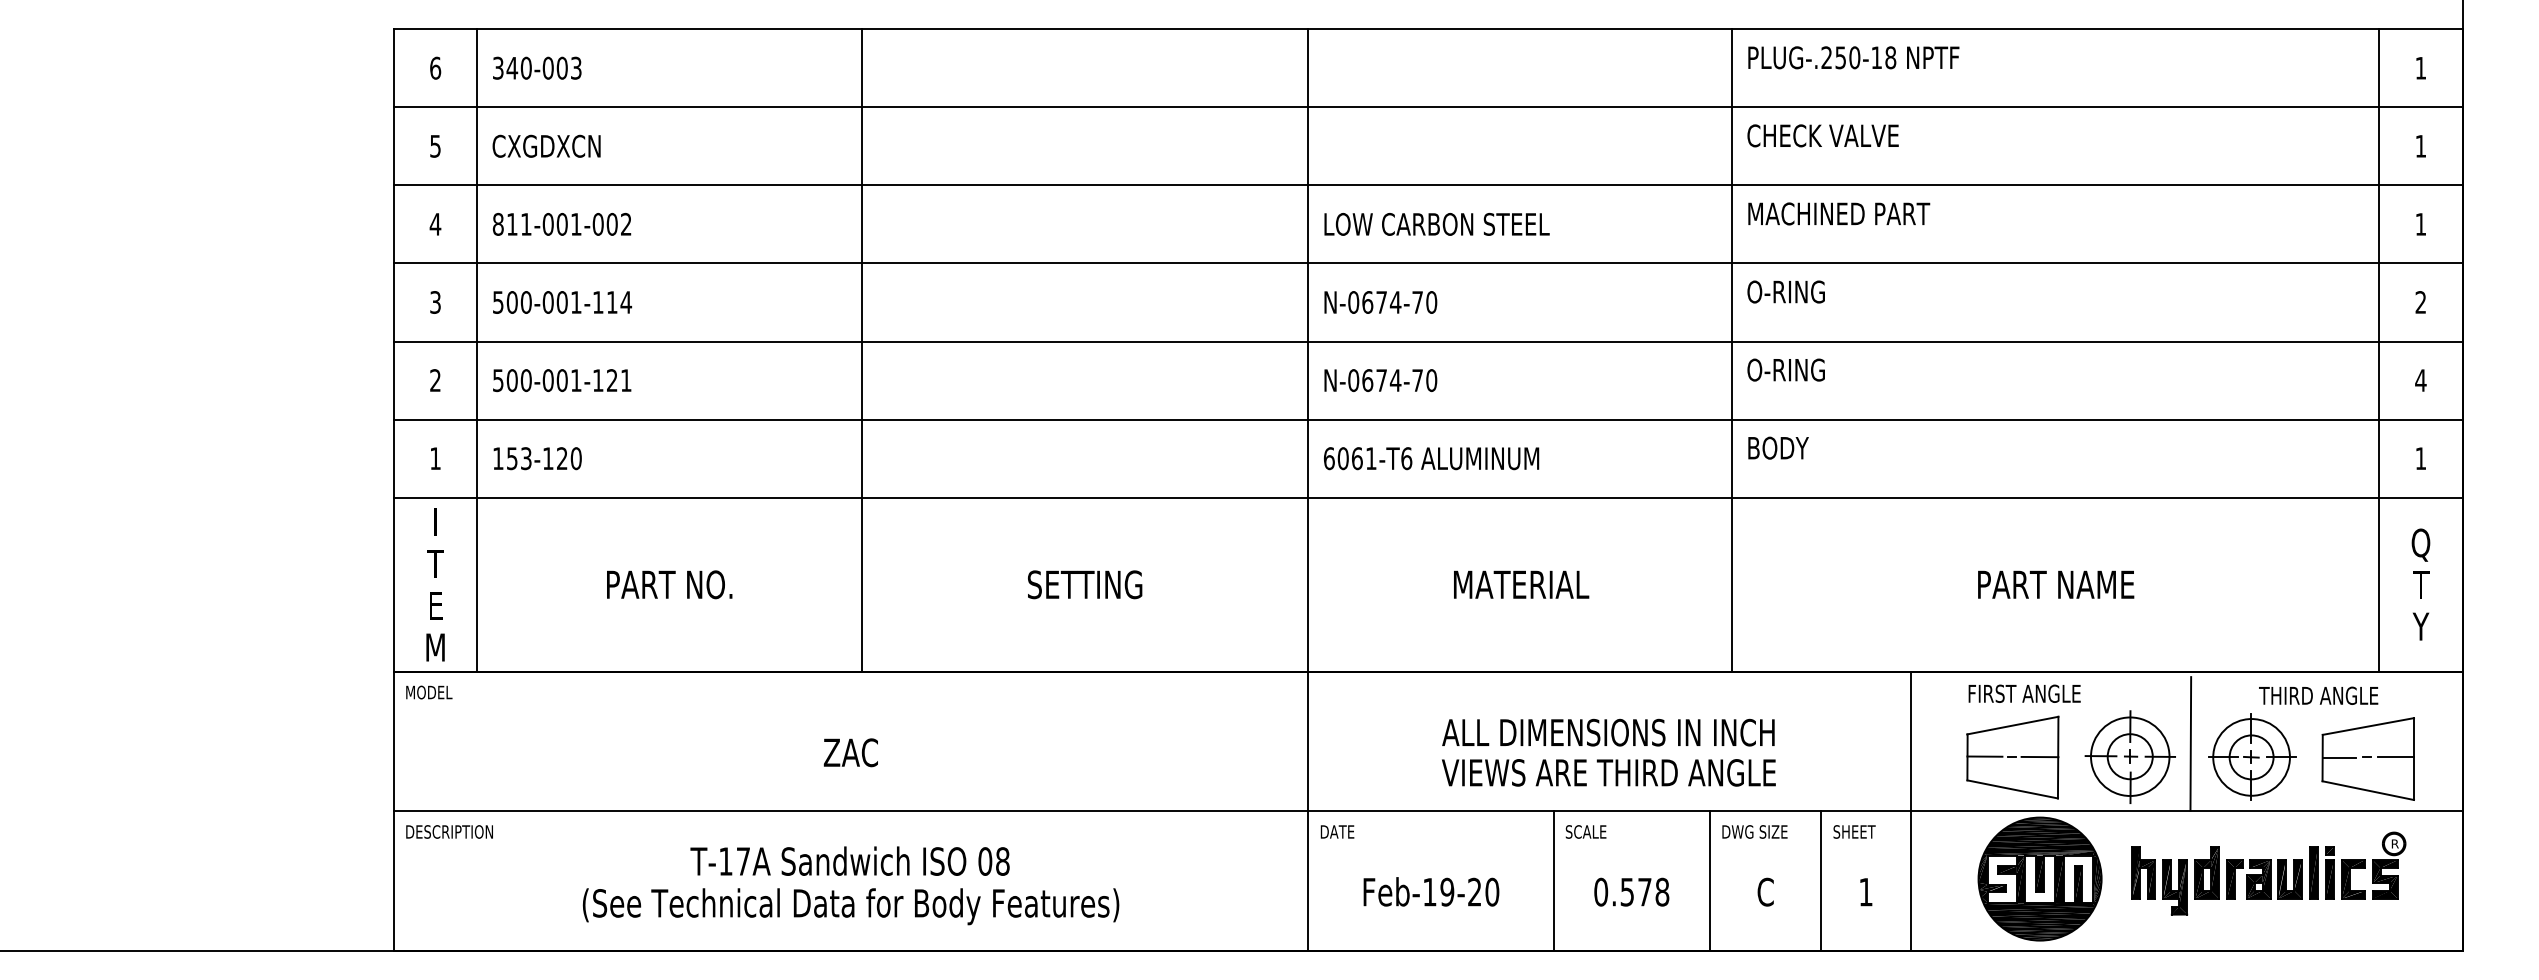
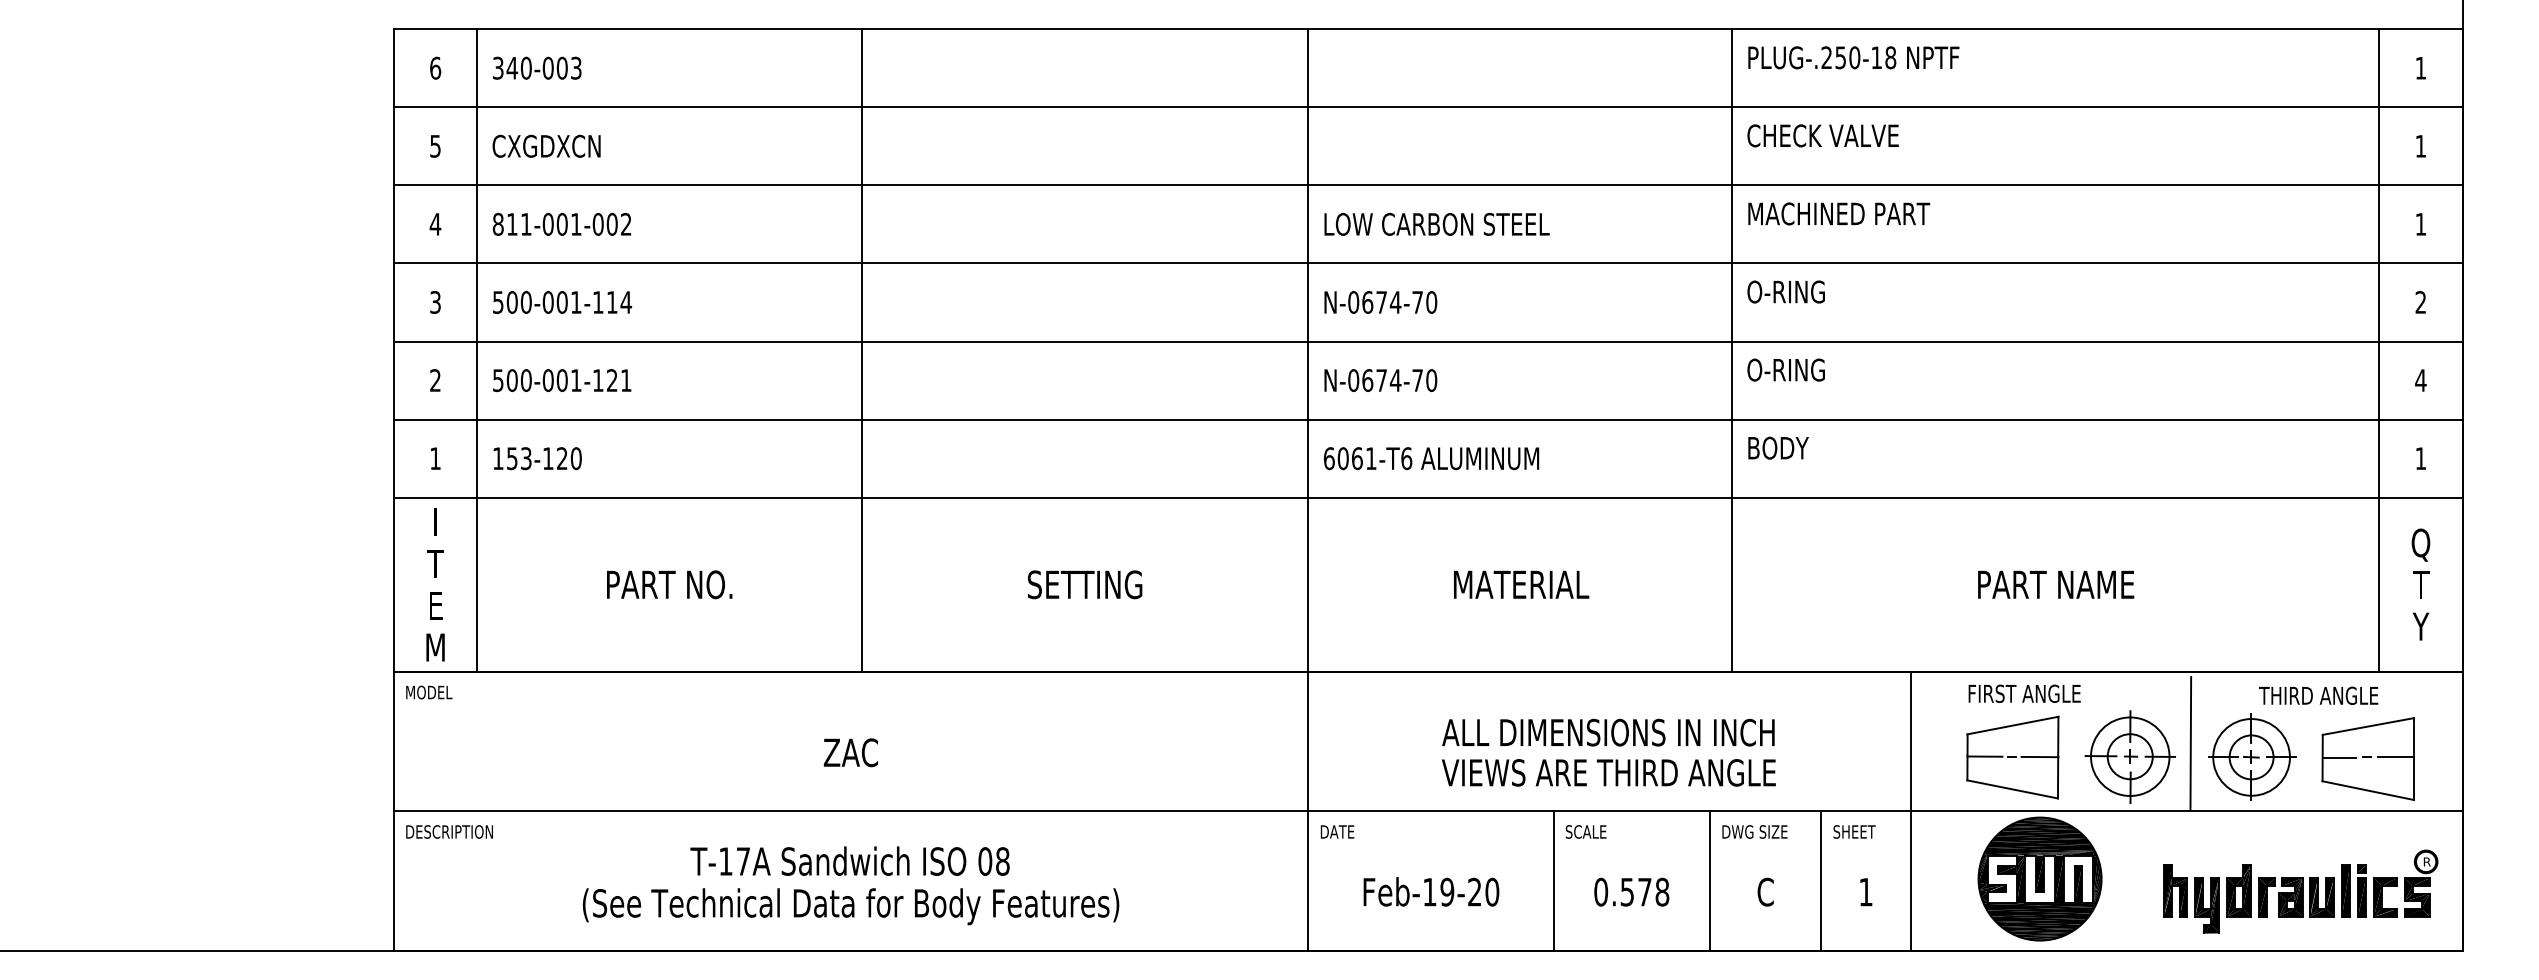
part position: (2268, 873) -> (2300, 891) (2300, 891)
